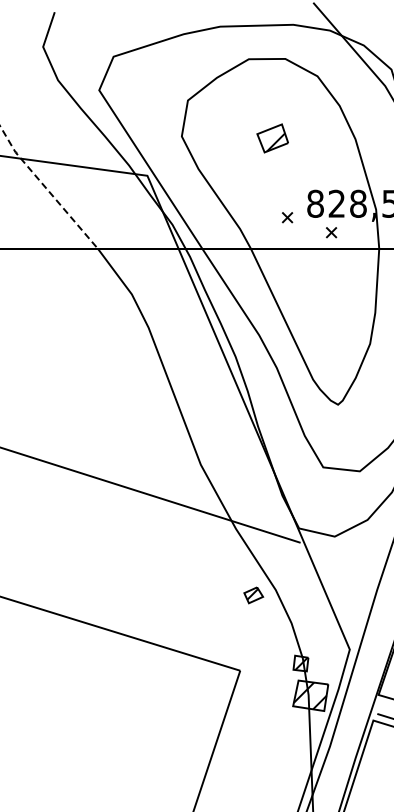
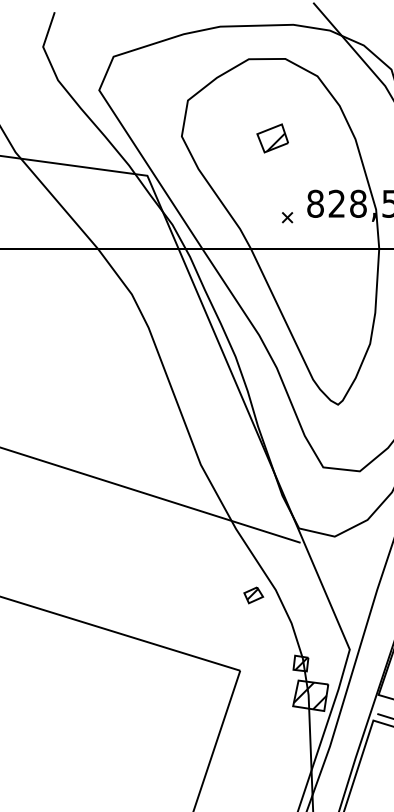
line: dashed -> solid (46, 188)
part: present -> none (331, 232)
